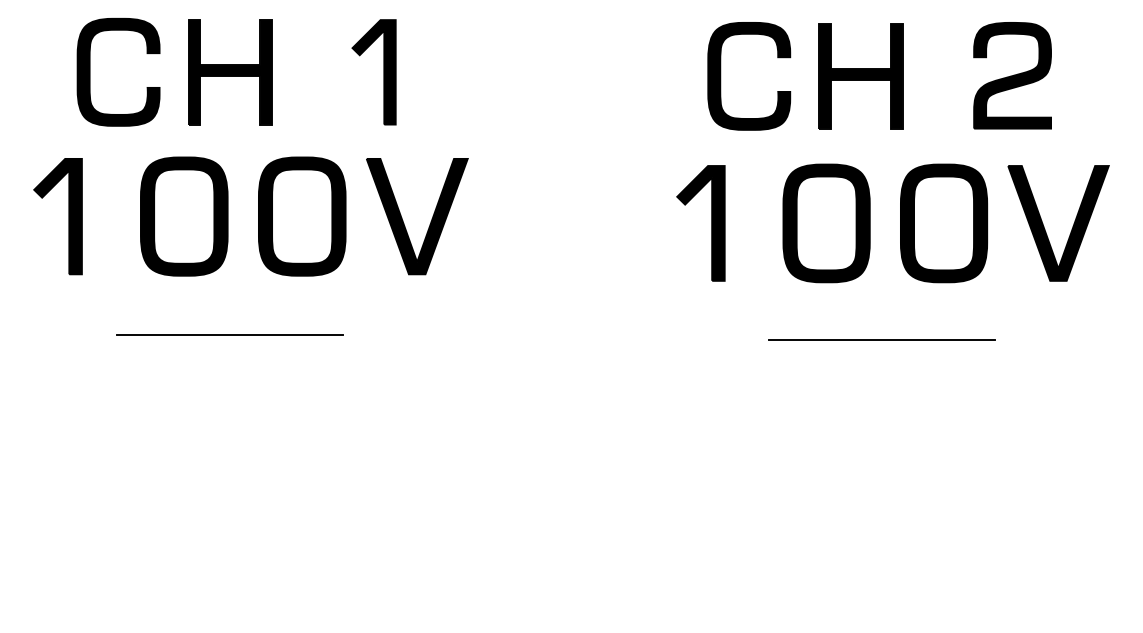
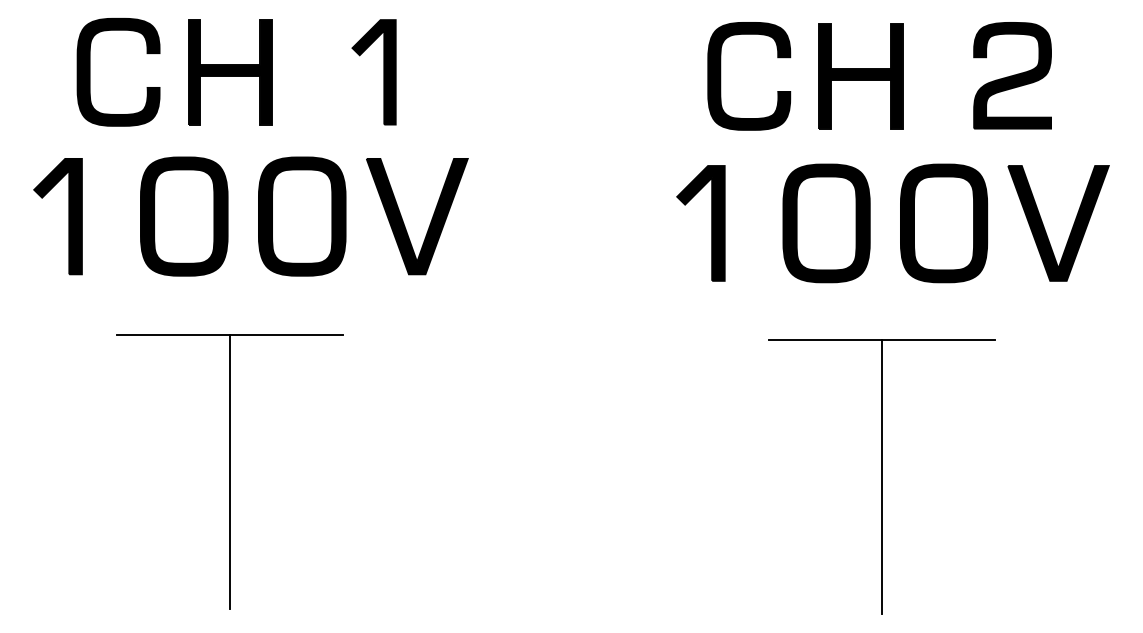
line: none -> present (230, 472)
line: none -> present (882, 476)
